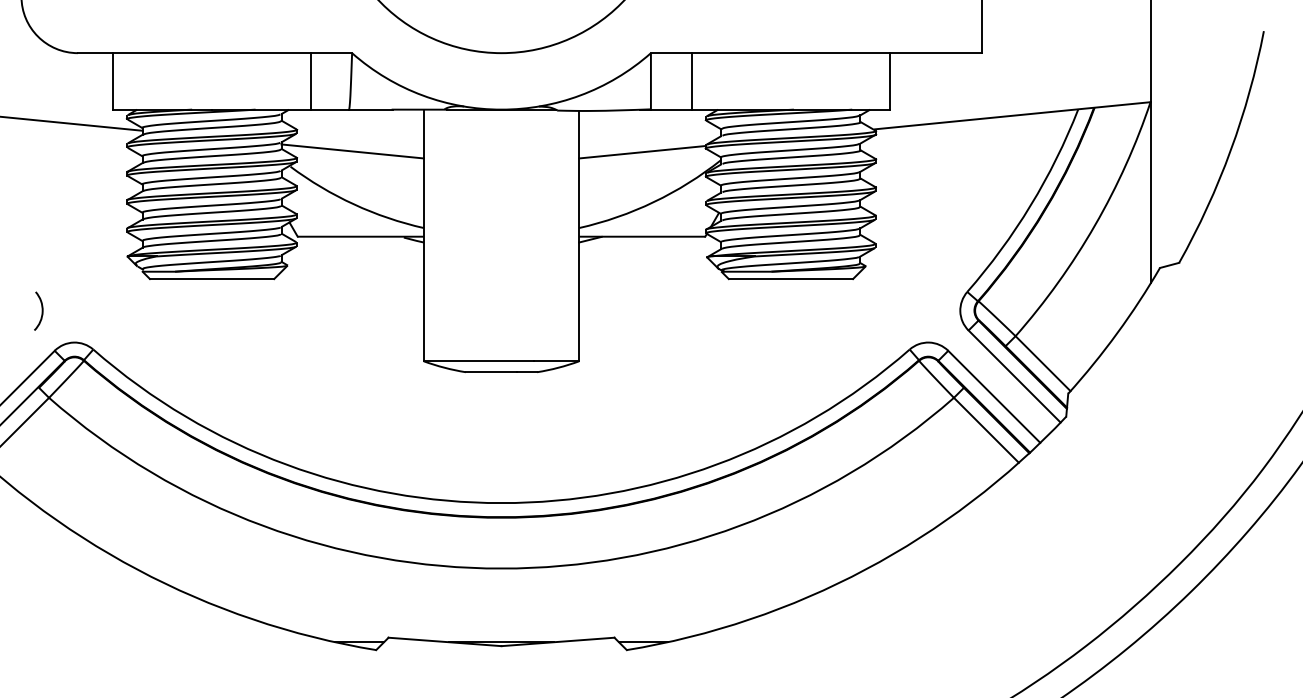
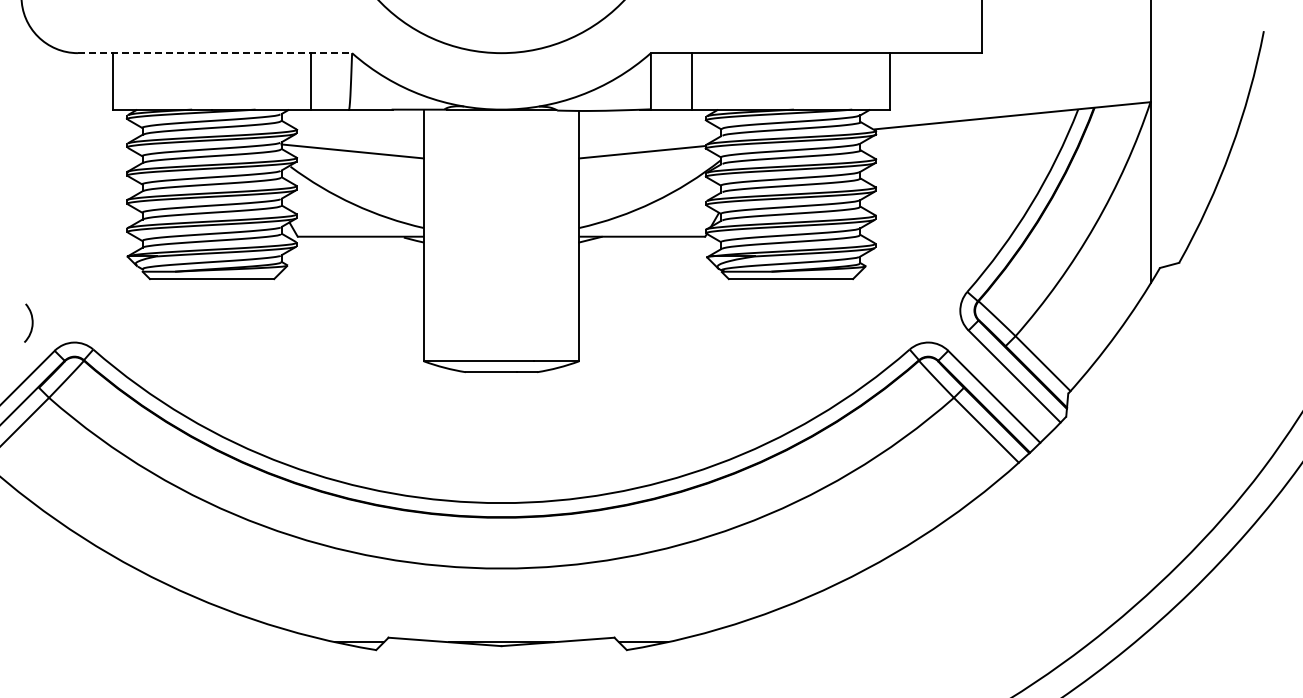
line: solid -> dashed (215, 53)
line: present -> none (72, 123)
curve position: (41, 310) -> (31, 322) (31, 322)
